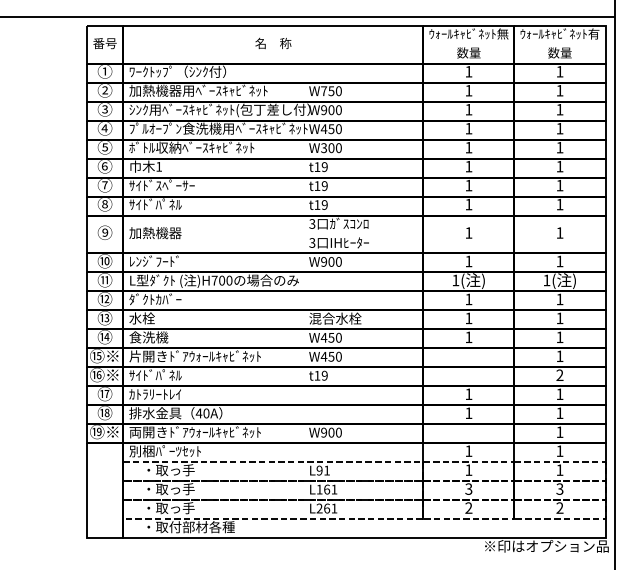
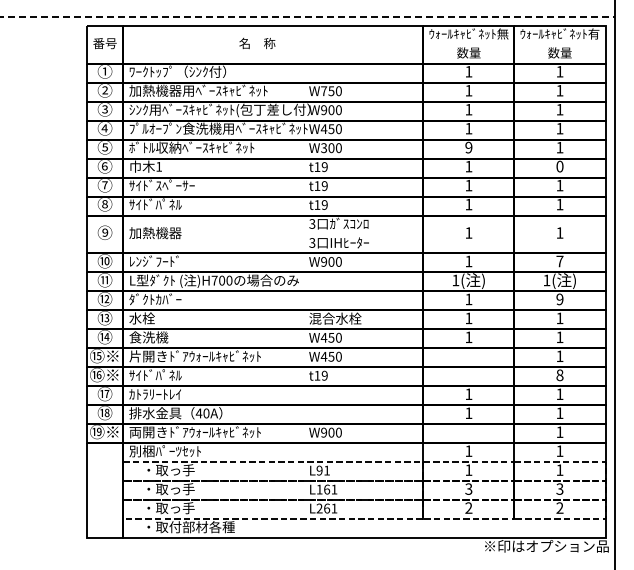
line: solid -> dashed (308, 17)
text position: (273, 43) -> (257, 43) (257, 43)
text: 1 -> 9 (468, 147)
text: 1 -> 0 (559, 166)
text: 1 -> 7 (559, 261)
text: 1 -> 9 (559, 299)
text: 2 -> 8 (559, 375)
